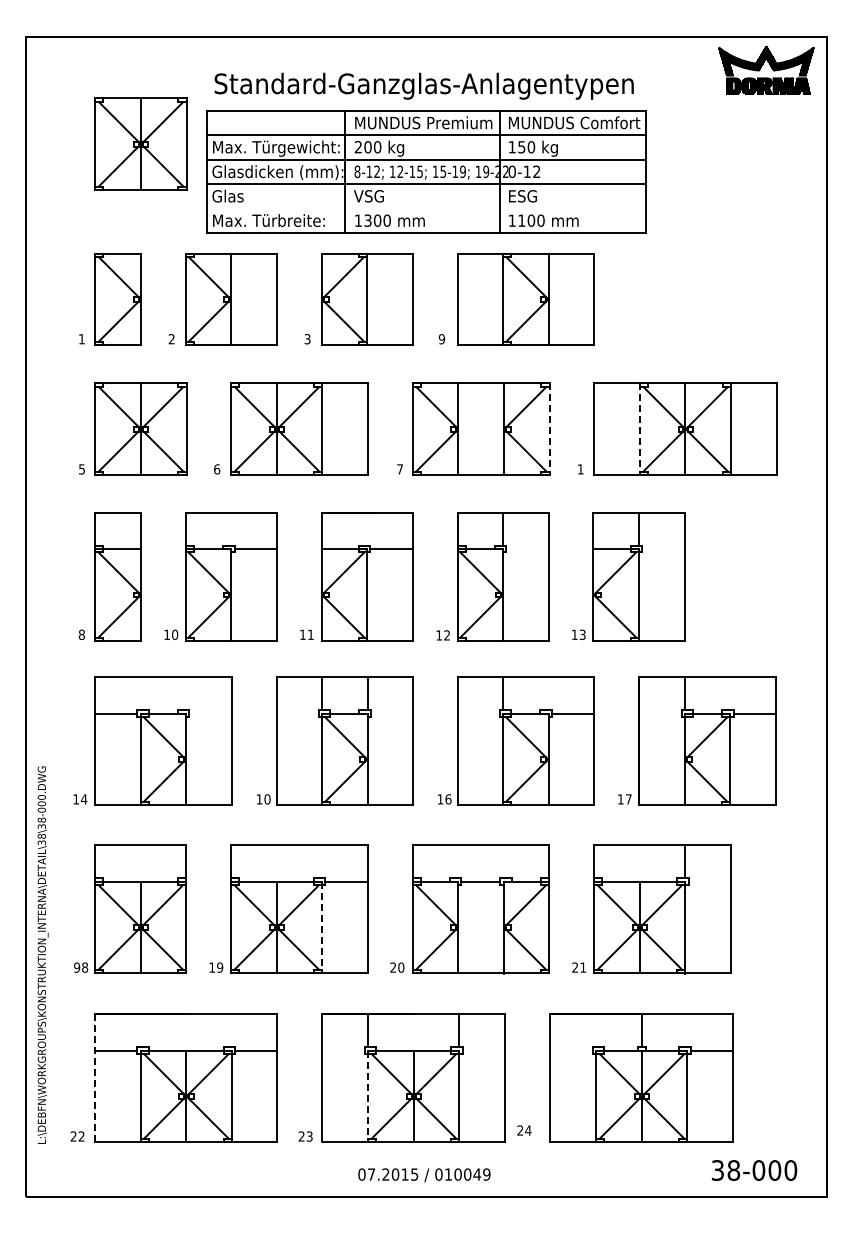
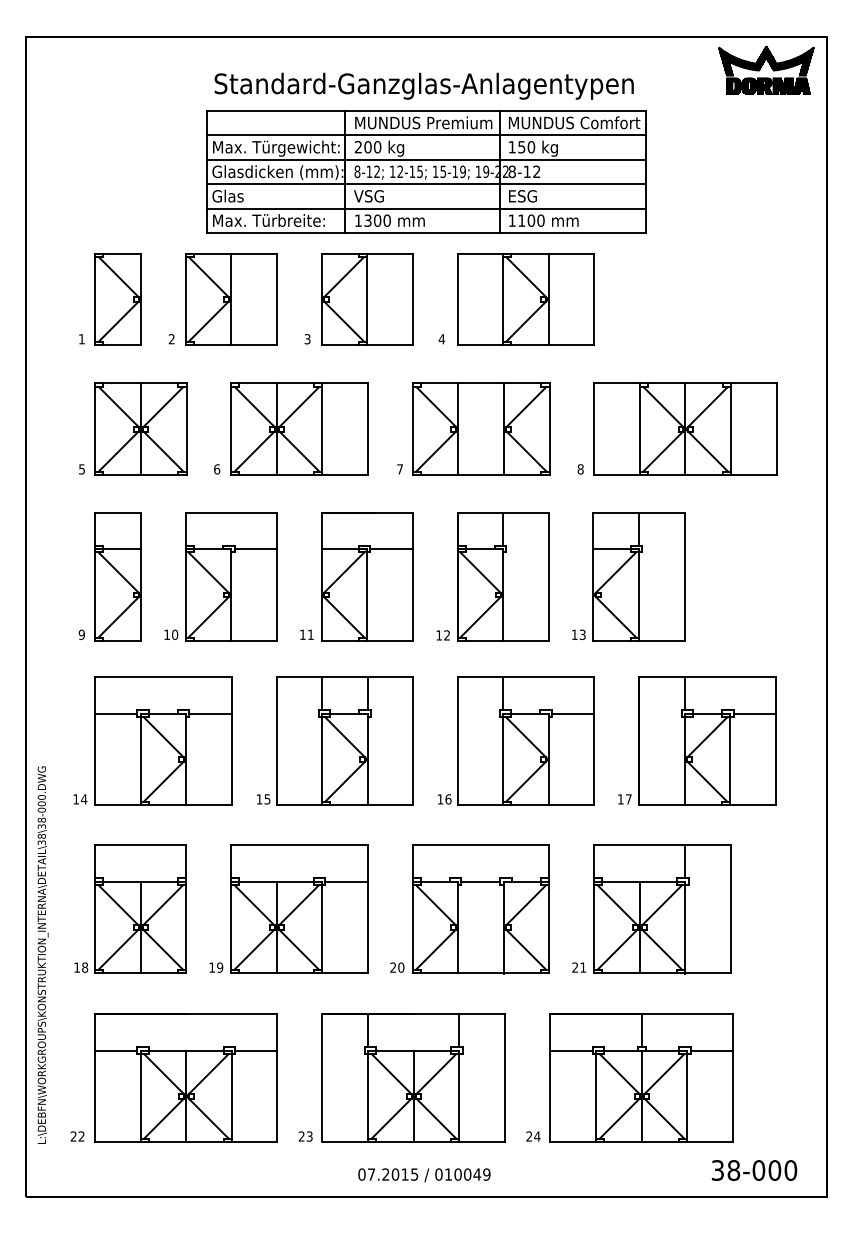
part: present -> none (140, 143)
text: 0-12 -> 8-12 (511, 171)
line: none -> present (426, 208)
text: 9 -> 4 (441, 339)
line: dashed -> solid (549, 429)
line: dashed -> solid (639, 429)
text: 1 -> 8 (580, 469)
text: 8 -> 9 (81, 634)
line: none -> present (210, 713)
text: 10 -> 15 (267, 799)
line: dashed -> solid (322, 927)
text: 98 -> 18 (77, 967)
line: none -> present (571, 1050)
line: dashed -> solid (95, 1078)
line: dashed -> solid (368, 1096)
text position: (524, 1130) -> (533, 1136) (533, 1136)
